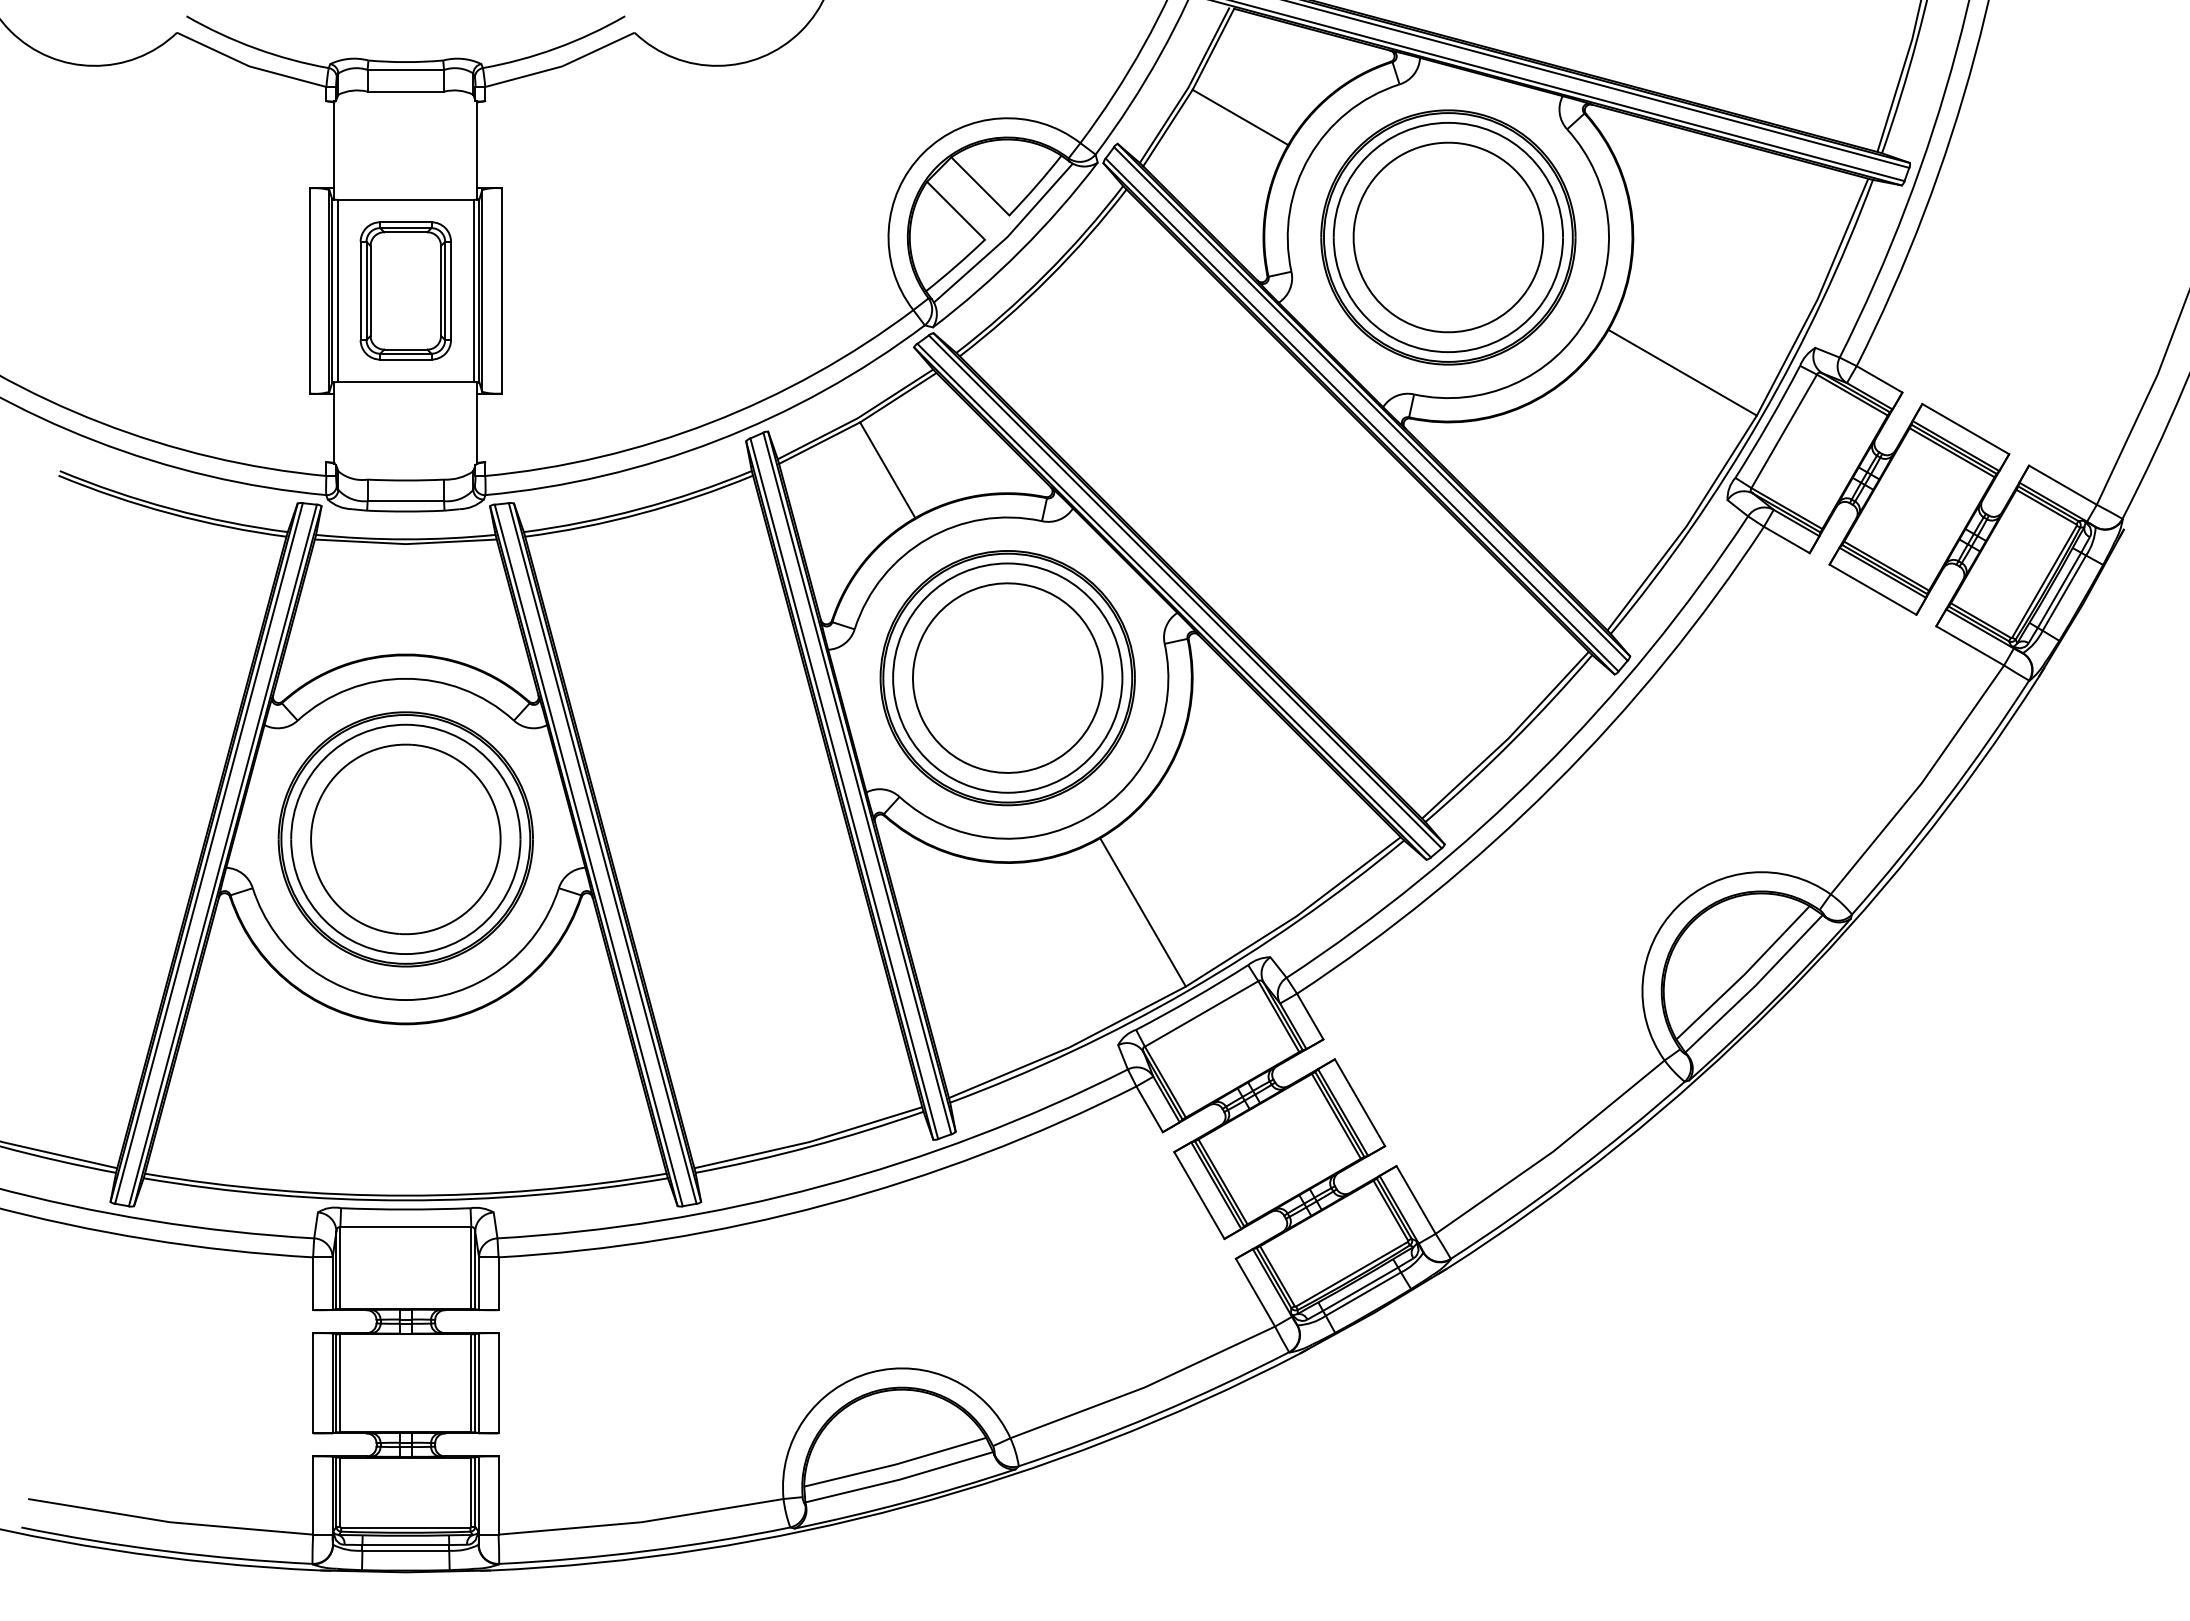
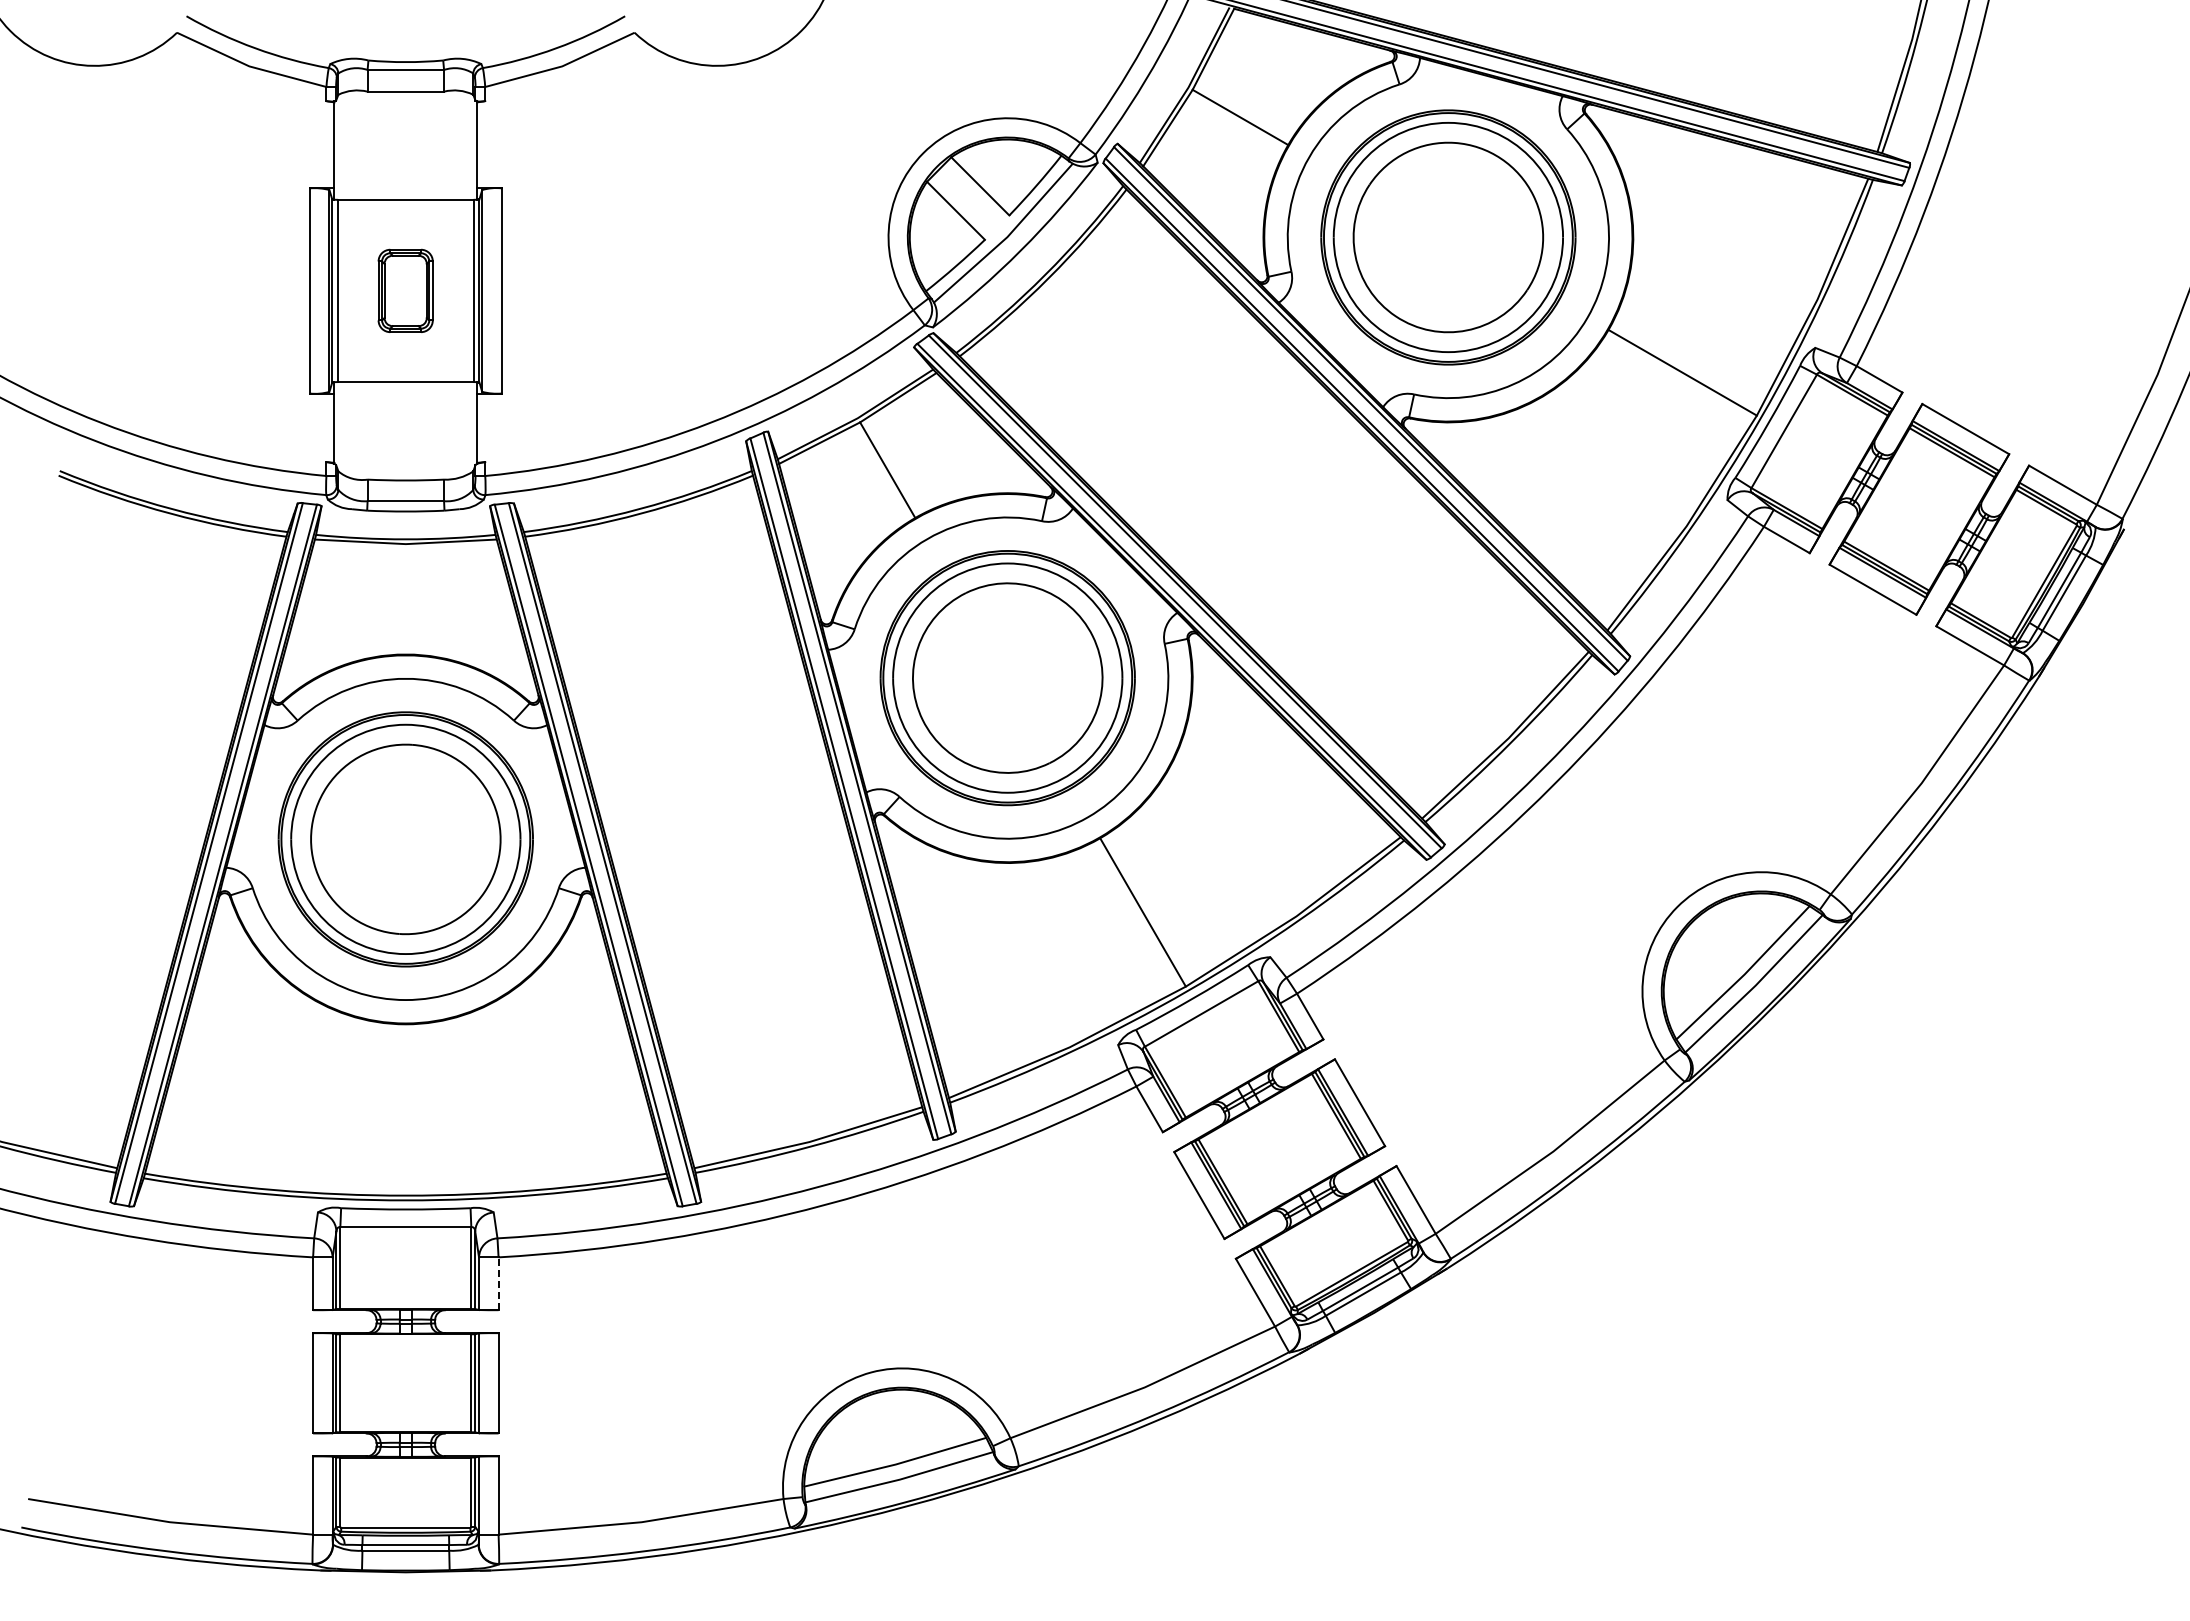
part size: 93x140 px -> 57x85 px (405, 290)
line: solid -> dashed (498, 1283)
